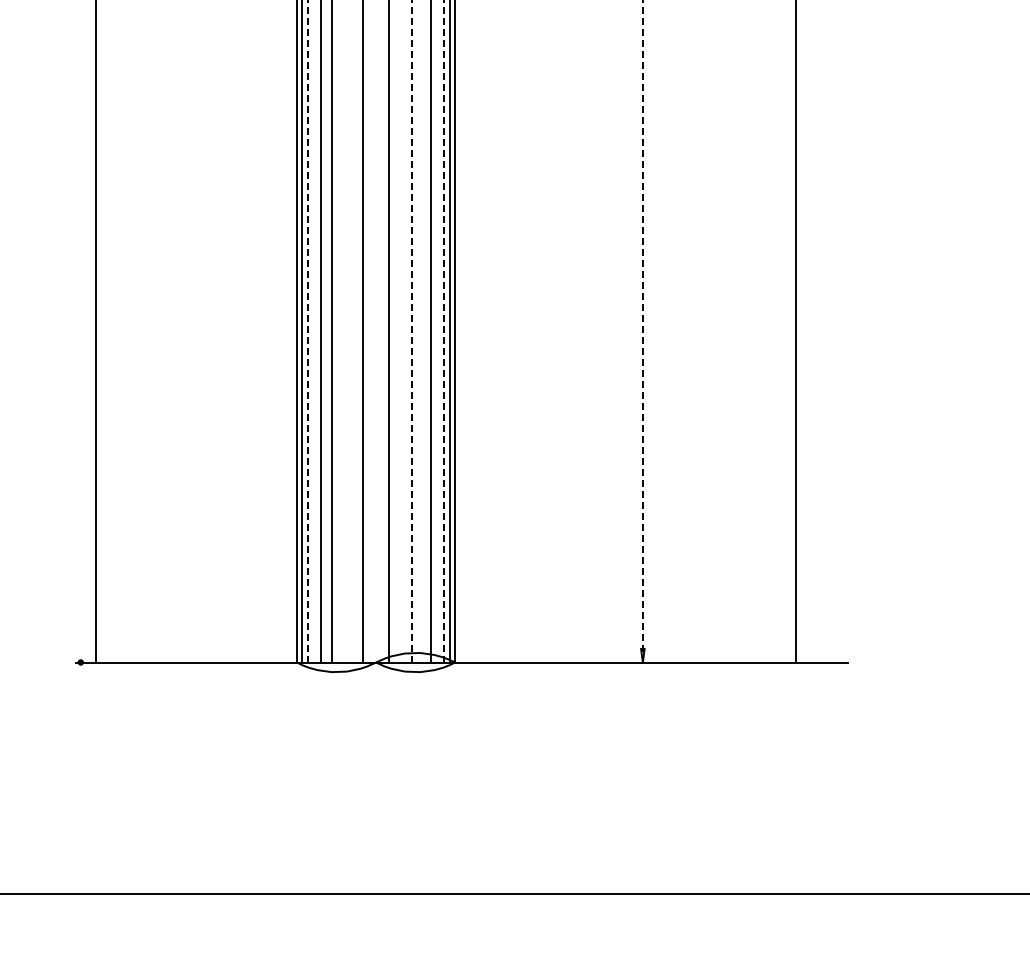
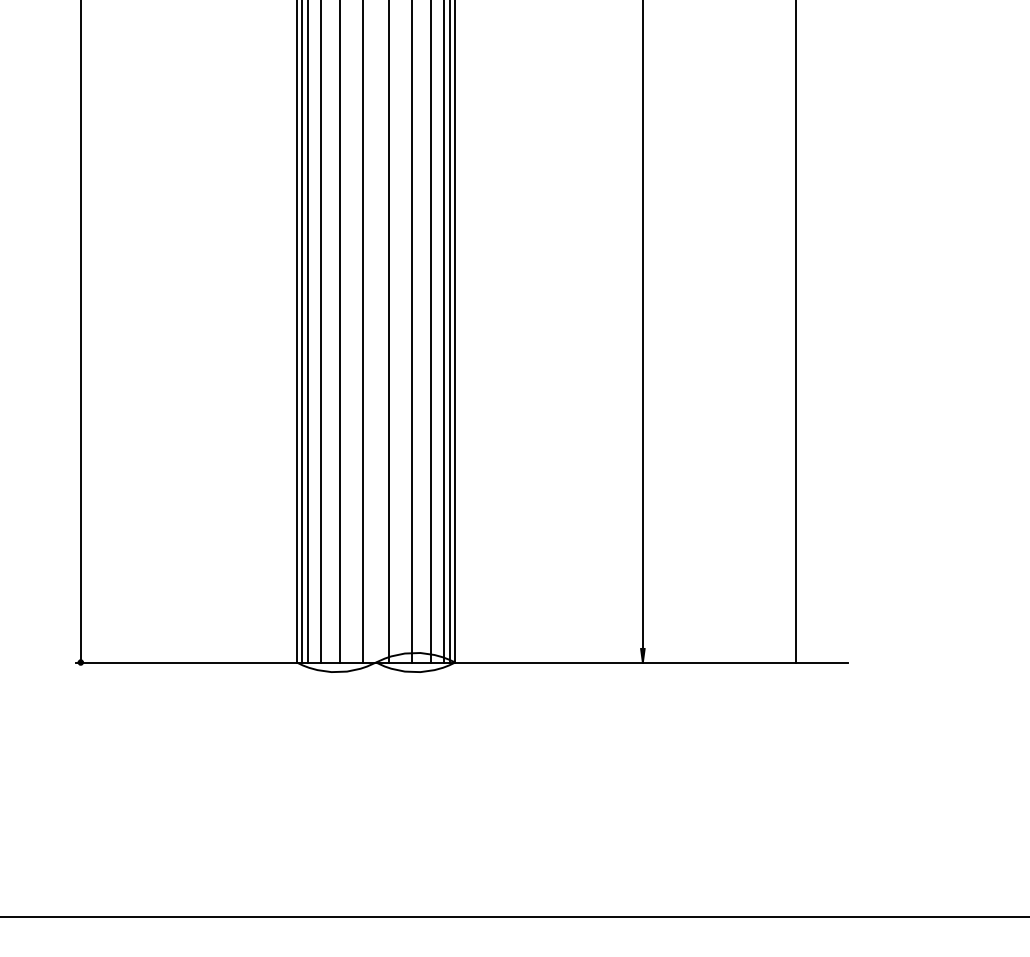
line: dashed -> solid (307, 330)
line: dashed -> solid (412, 330)
line: dashed -> solid (443, 331)
line: dashed -> solid (642, 331)
line position: (95, 332) -> (80, 332) (80, 332)
line position: (331, 332) -> (339, 332) (339, 332)
line position: (514, 894) -> (514, 917) (514, 917)
